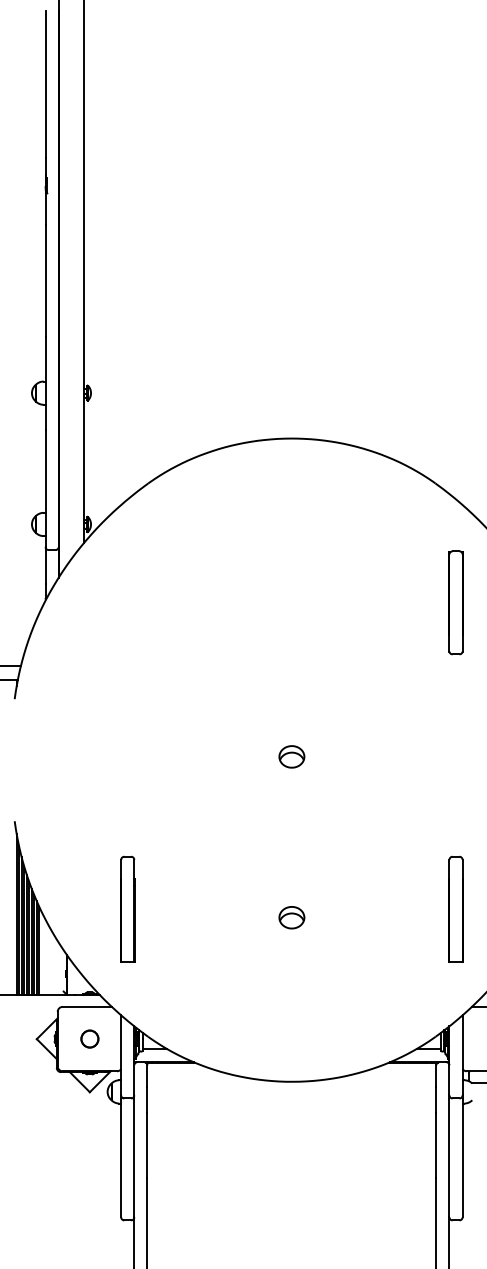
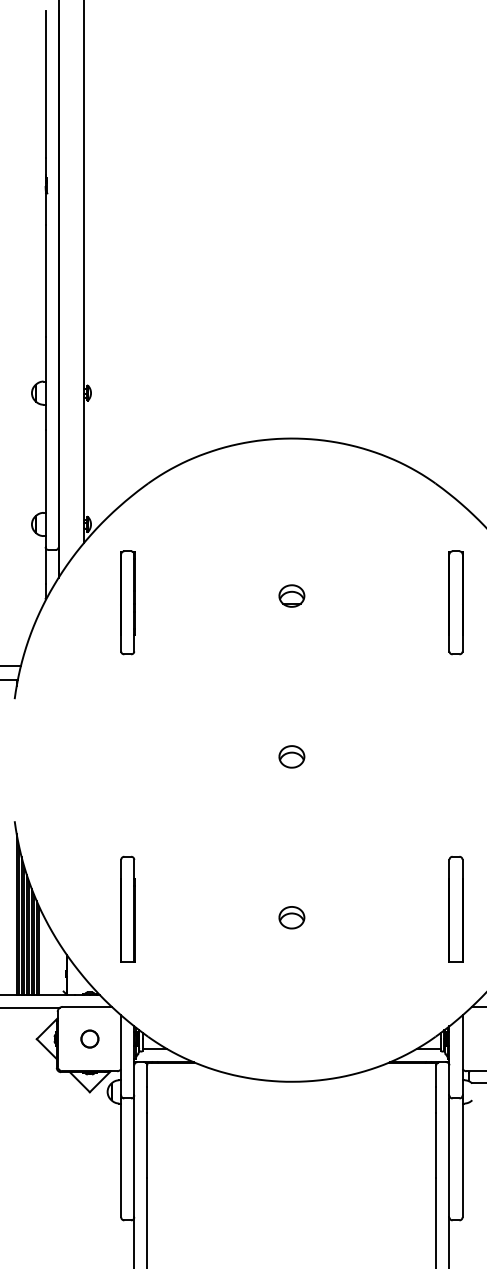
part: none -> present (291, 595)
part: none -> present (127, 602)
line: none -> present (30, 1007)
